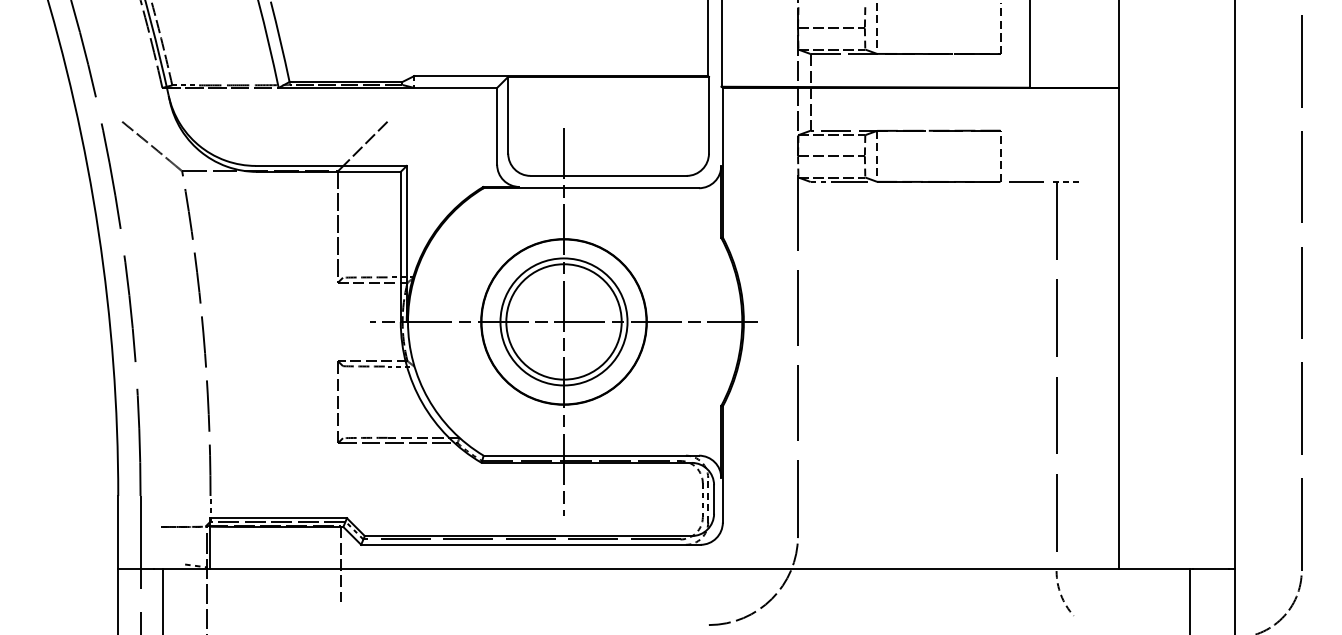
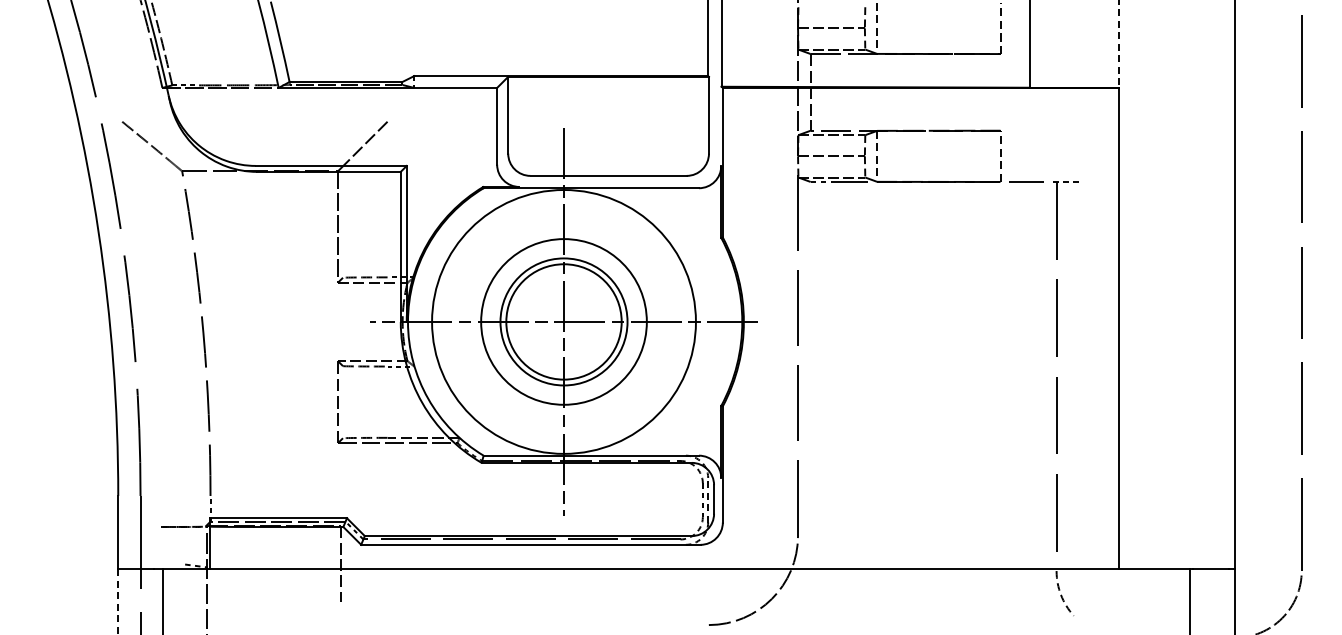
line: solid -> dashed (1118, 44)
circle diameter: 165 px -> 264 px (563, 321)
line: solid -> dashed (118, 602)
